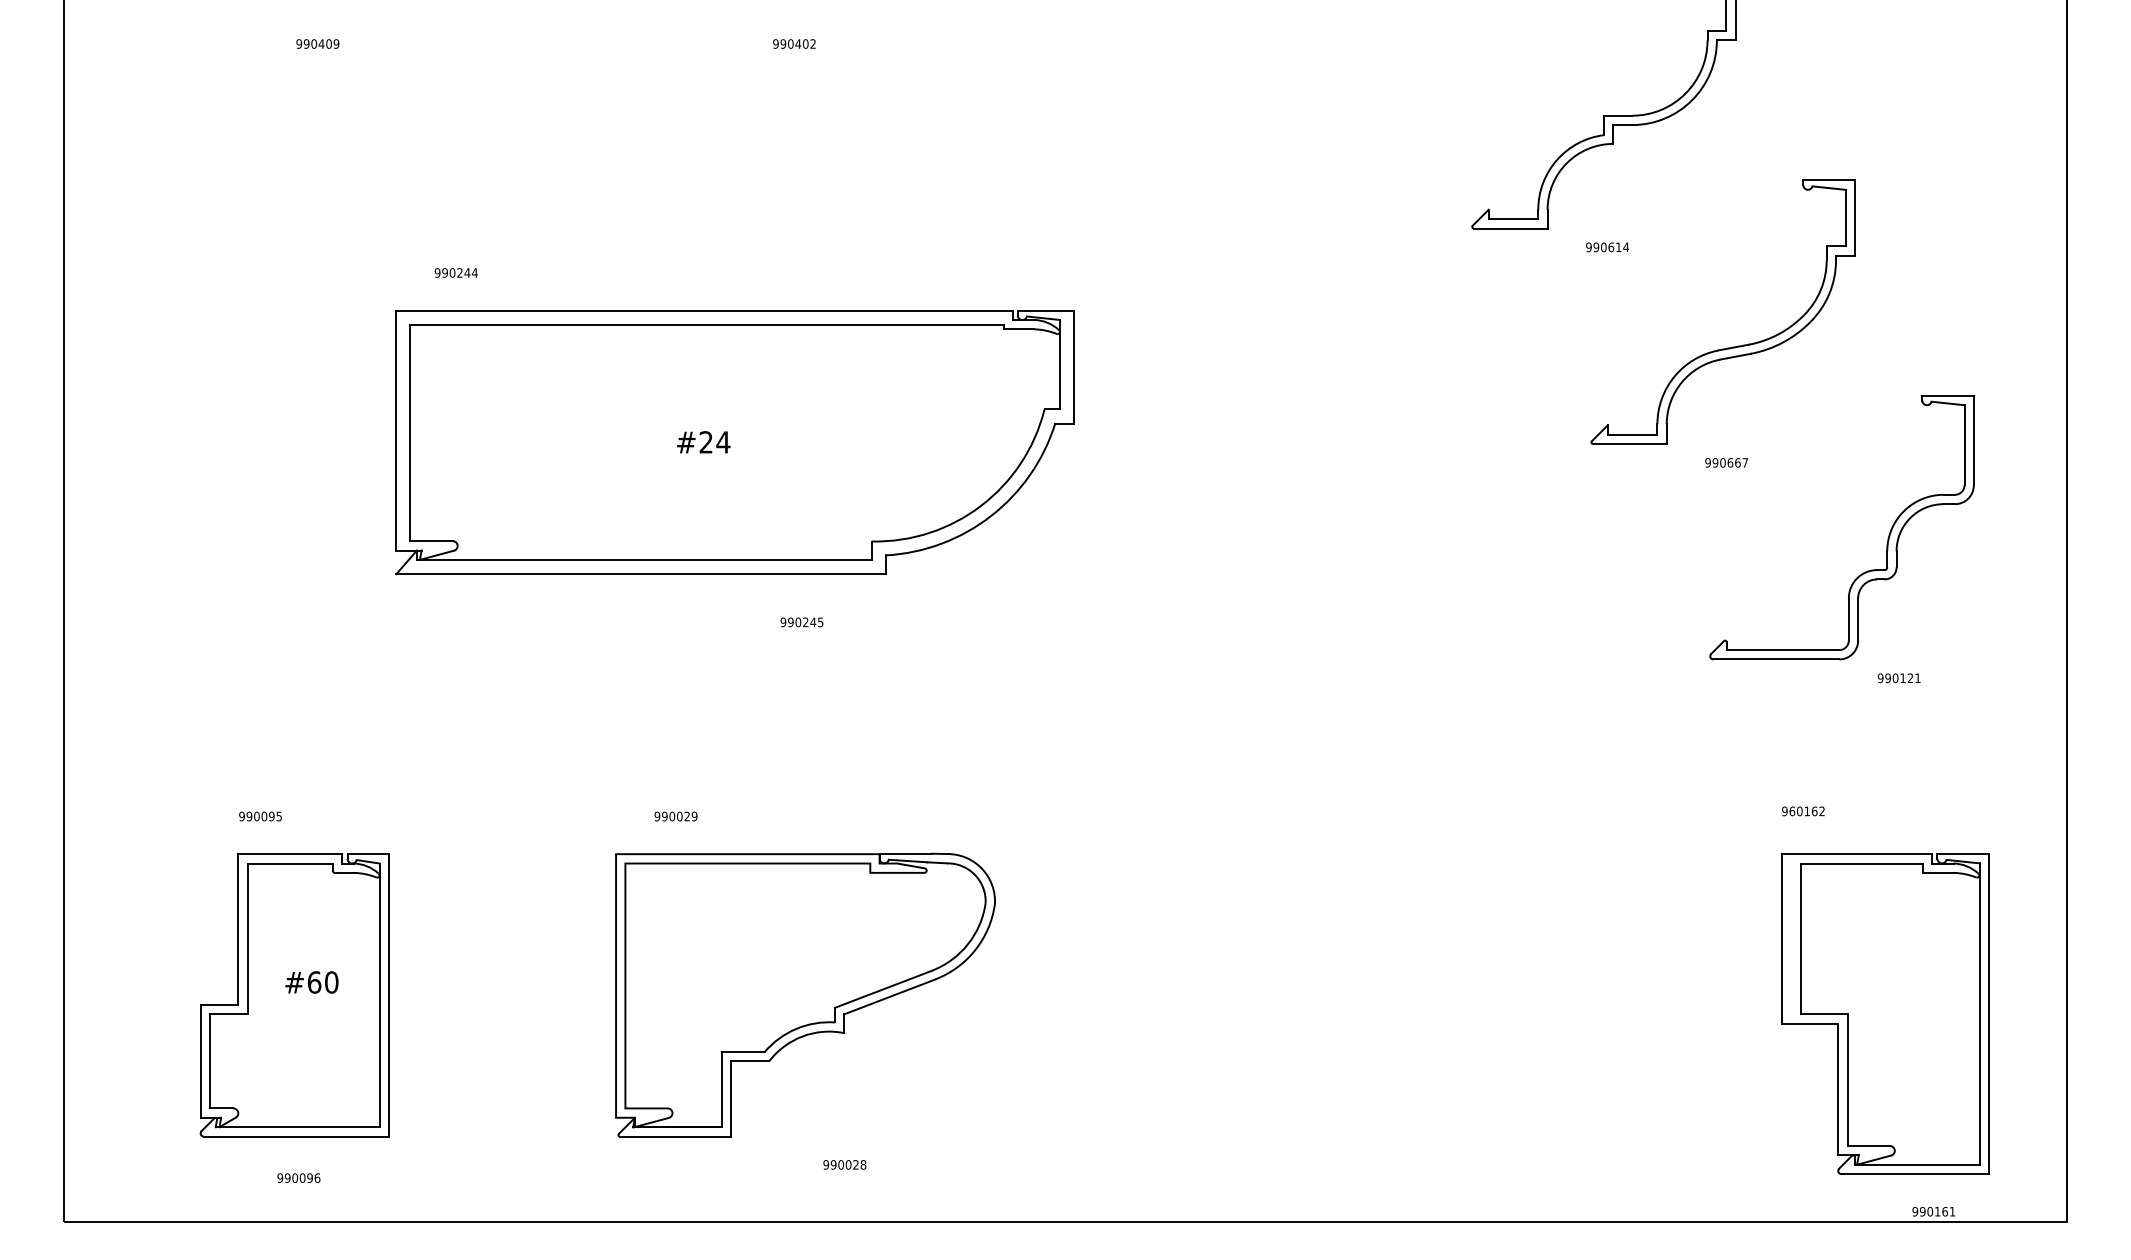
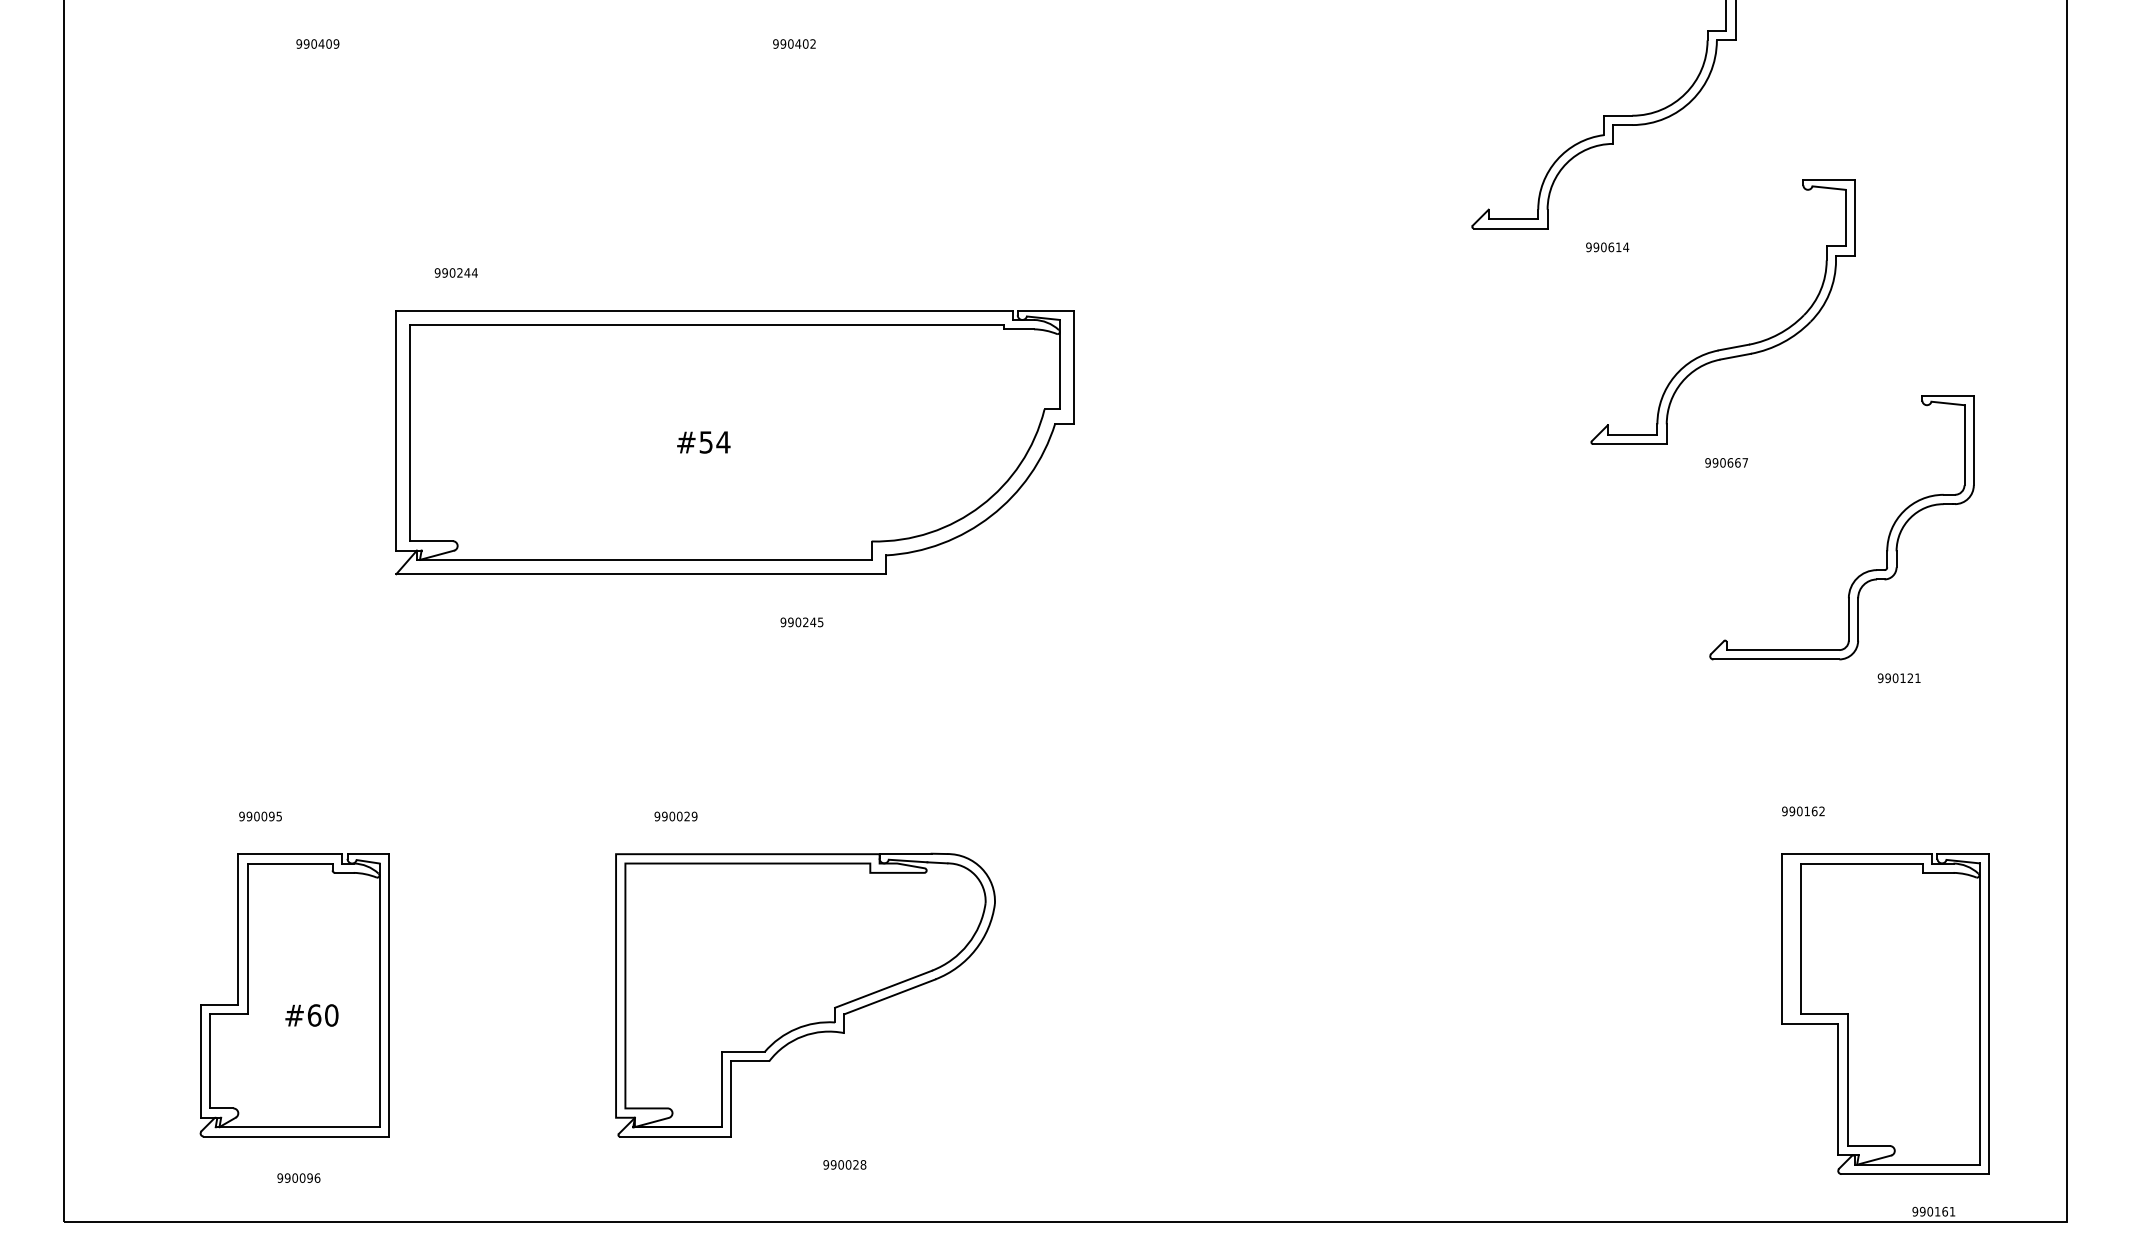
text: #24 -> #54 (705, 442)
text: 960162 -> 990162 (1792, 811)
text position: (311, 982) -> (311, 1015) (311, 1015)
